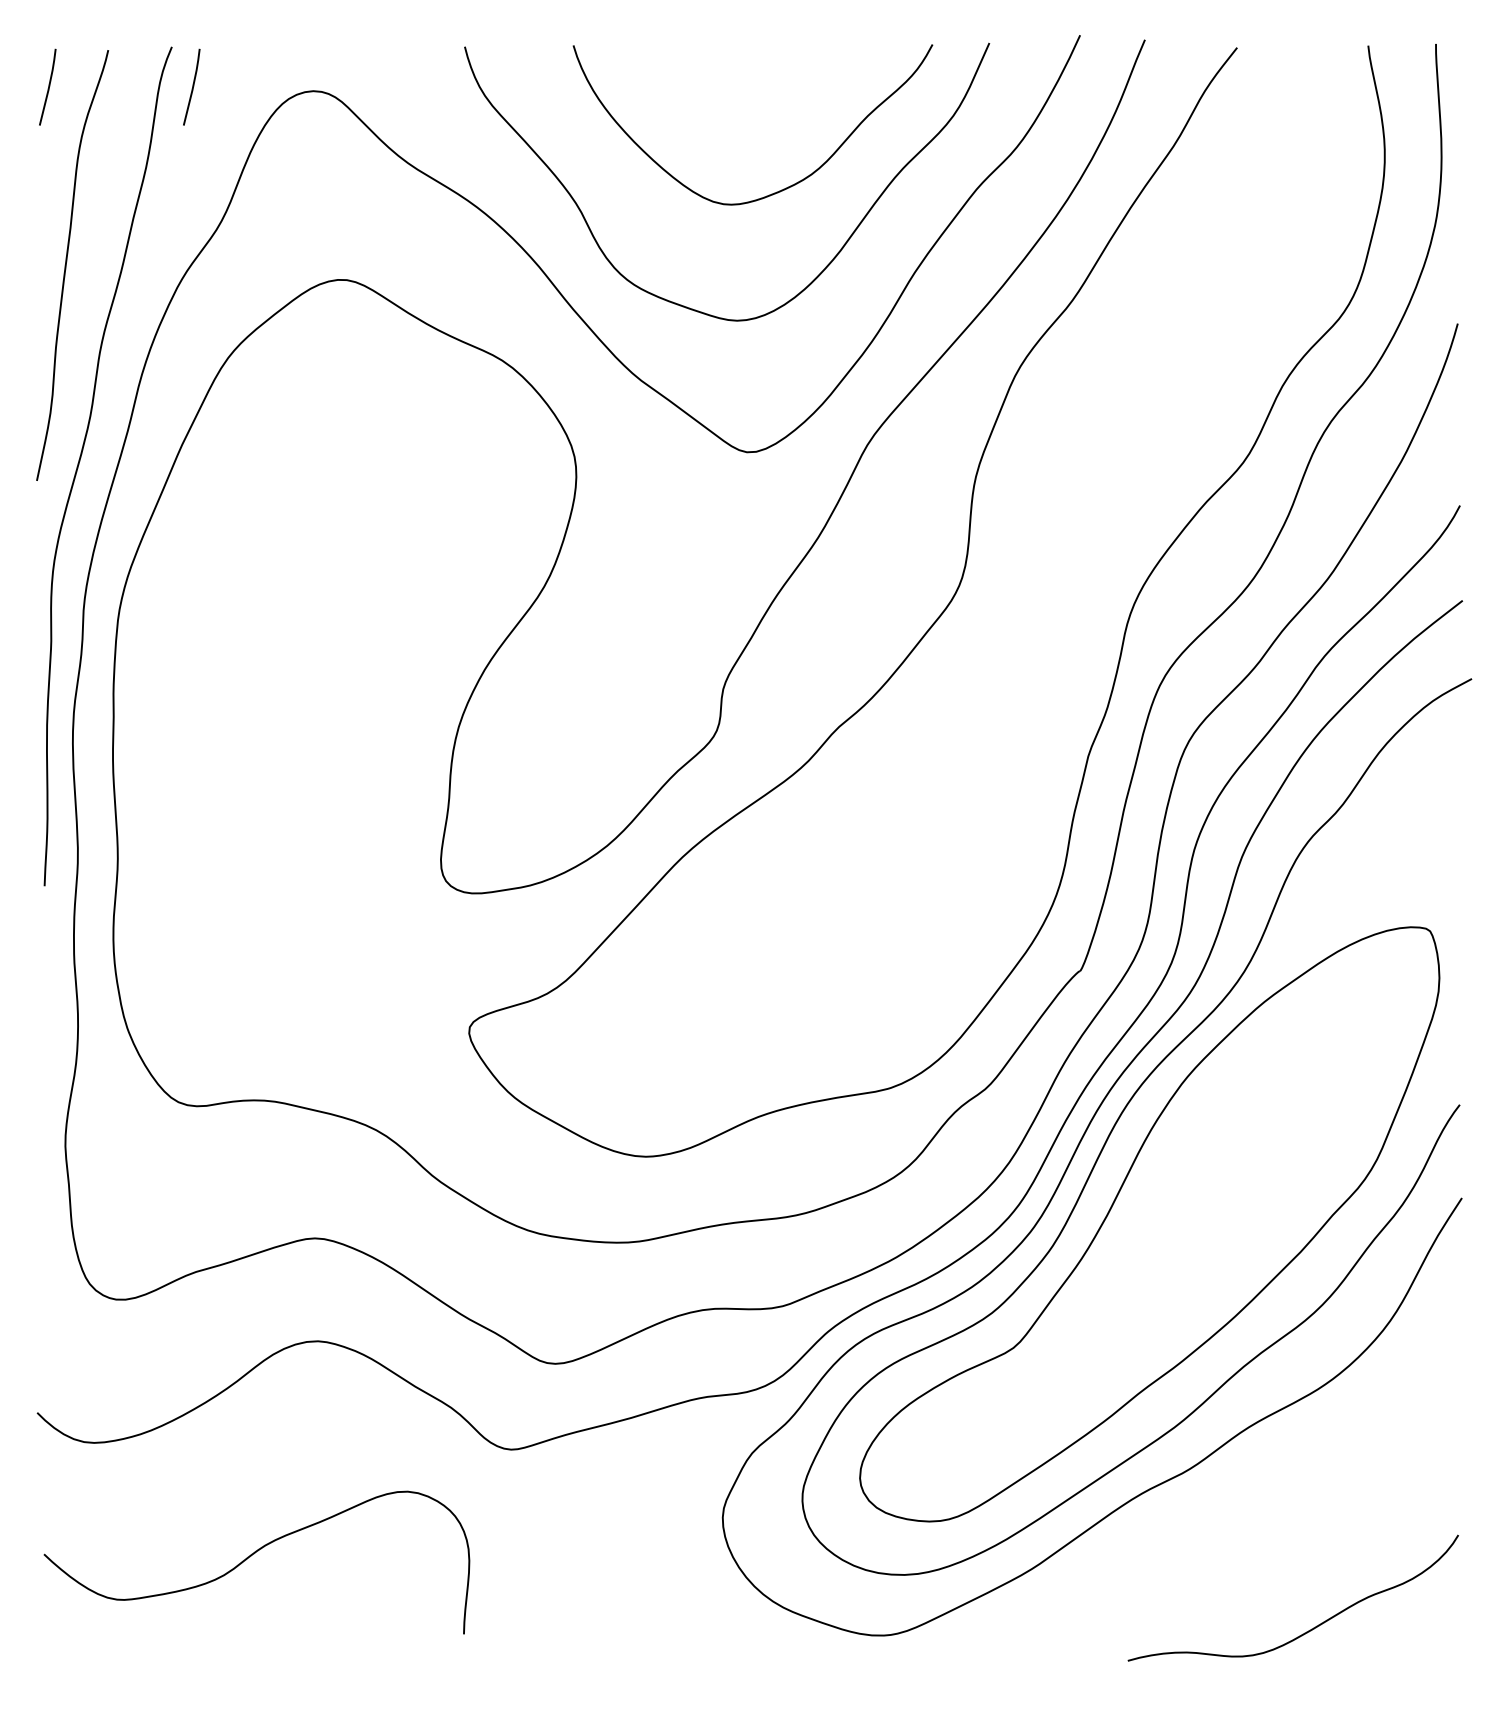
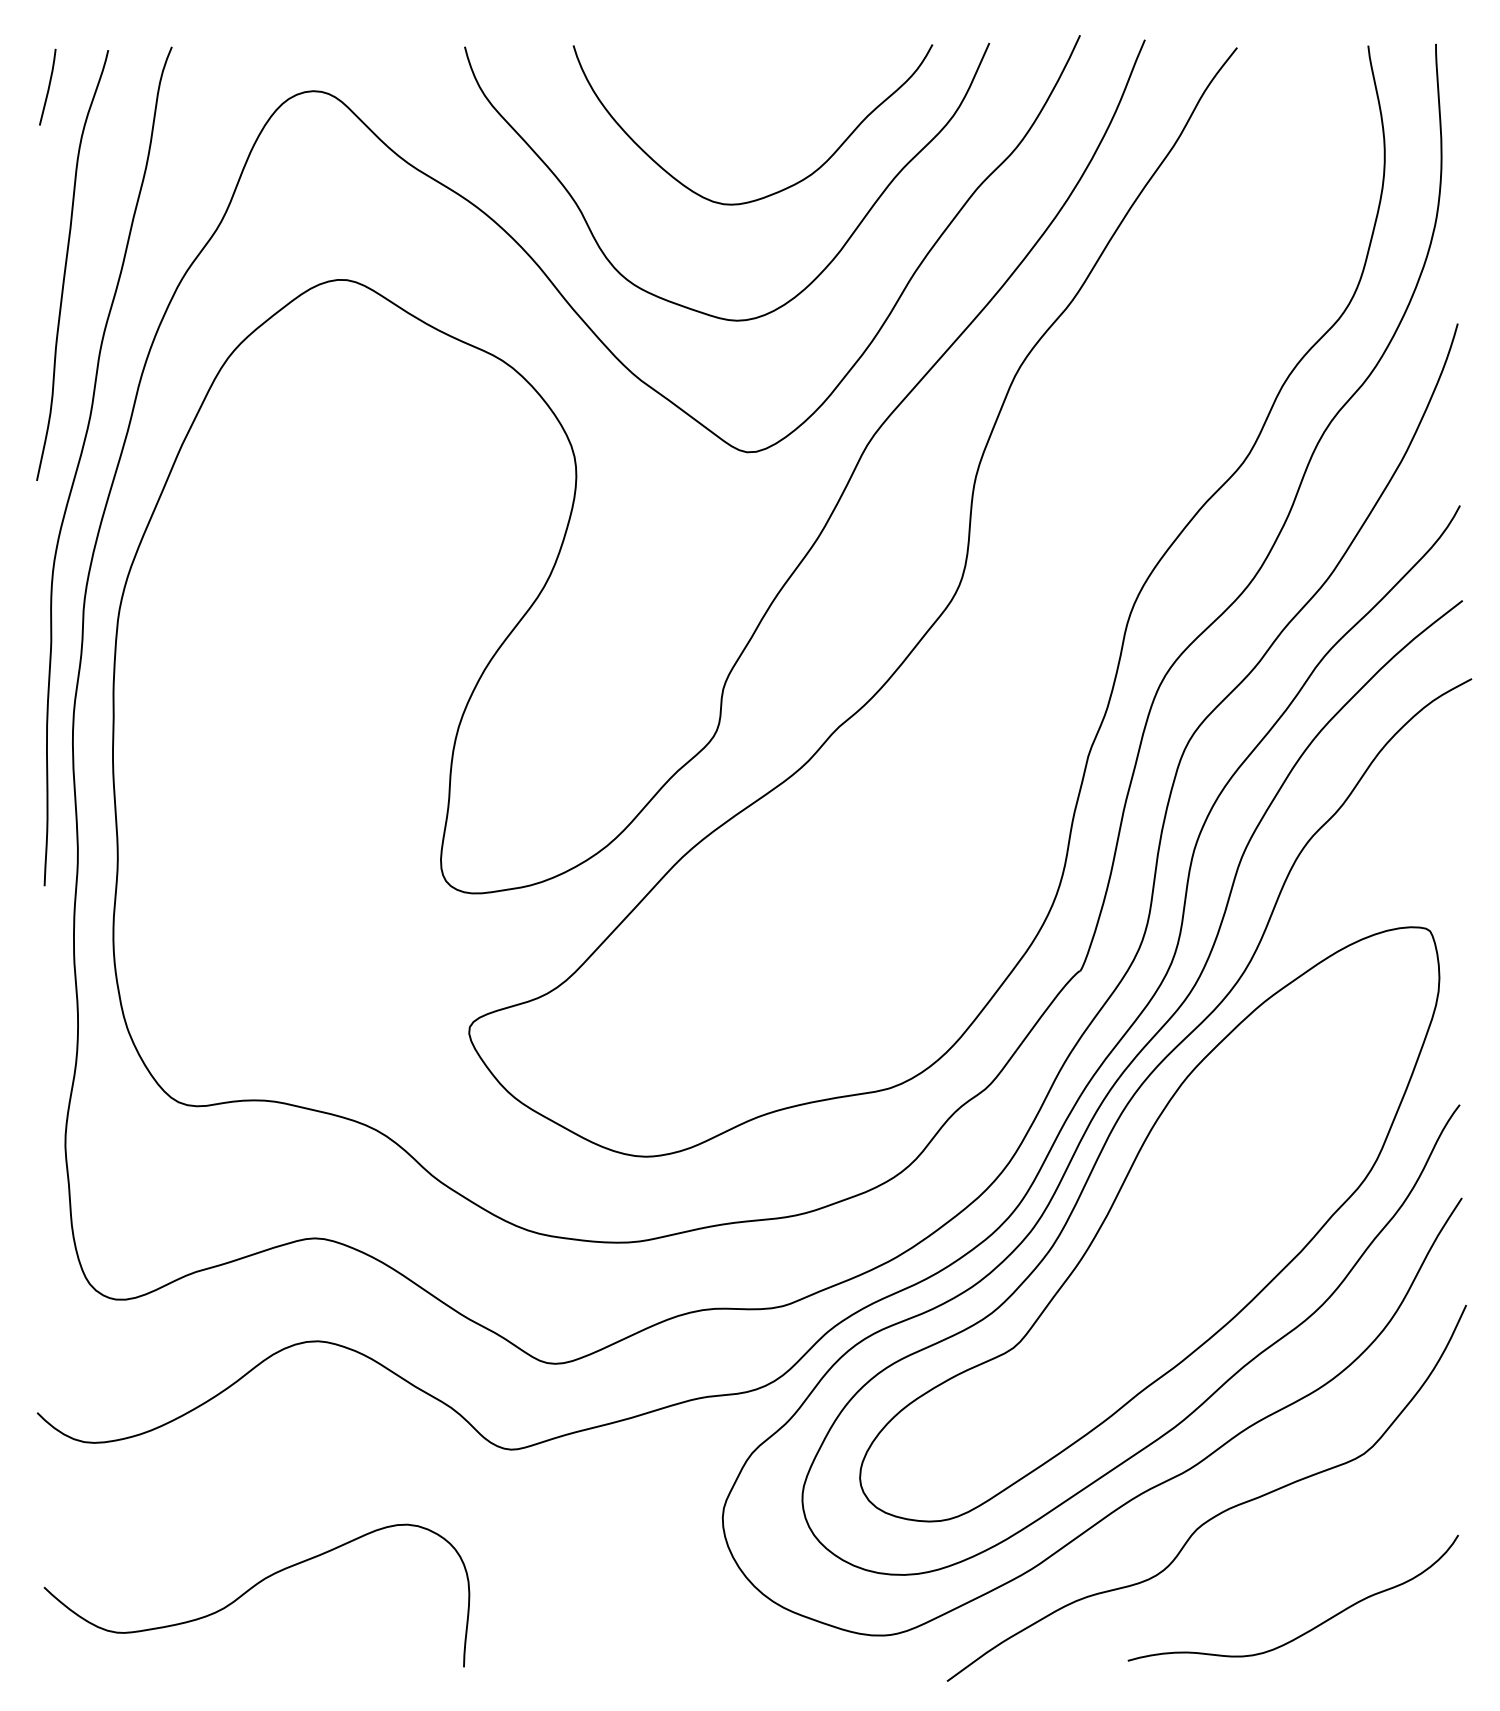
line: present -> none (192, 86)
curve: none -> present (1216, 1514)
curve position: (251, 1556) -> (251, 1589) (251, 1589)
